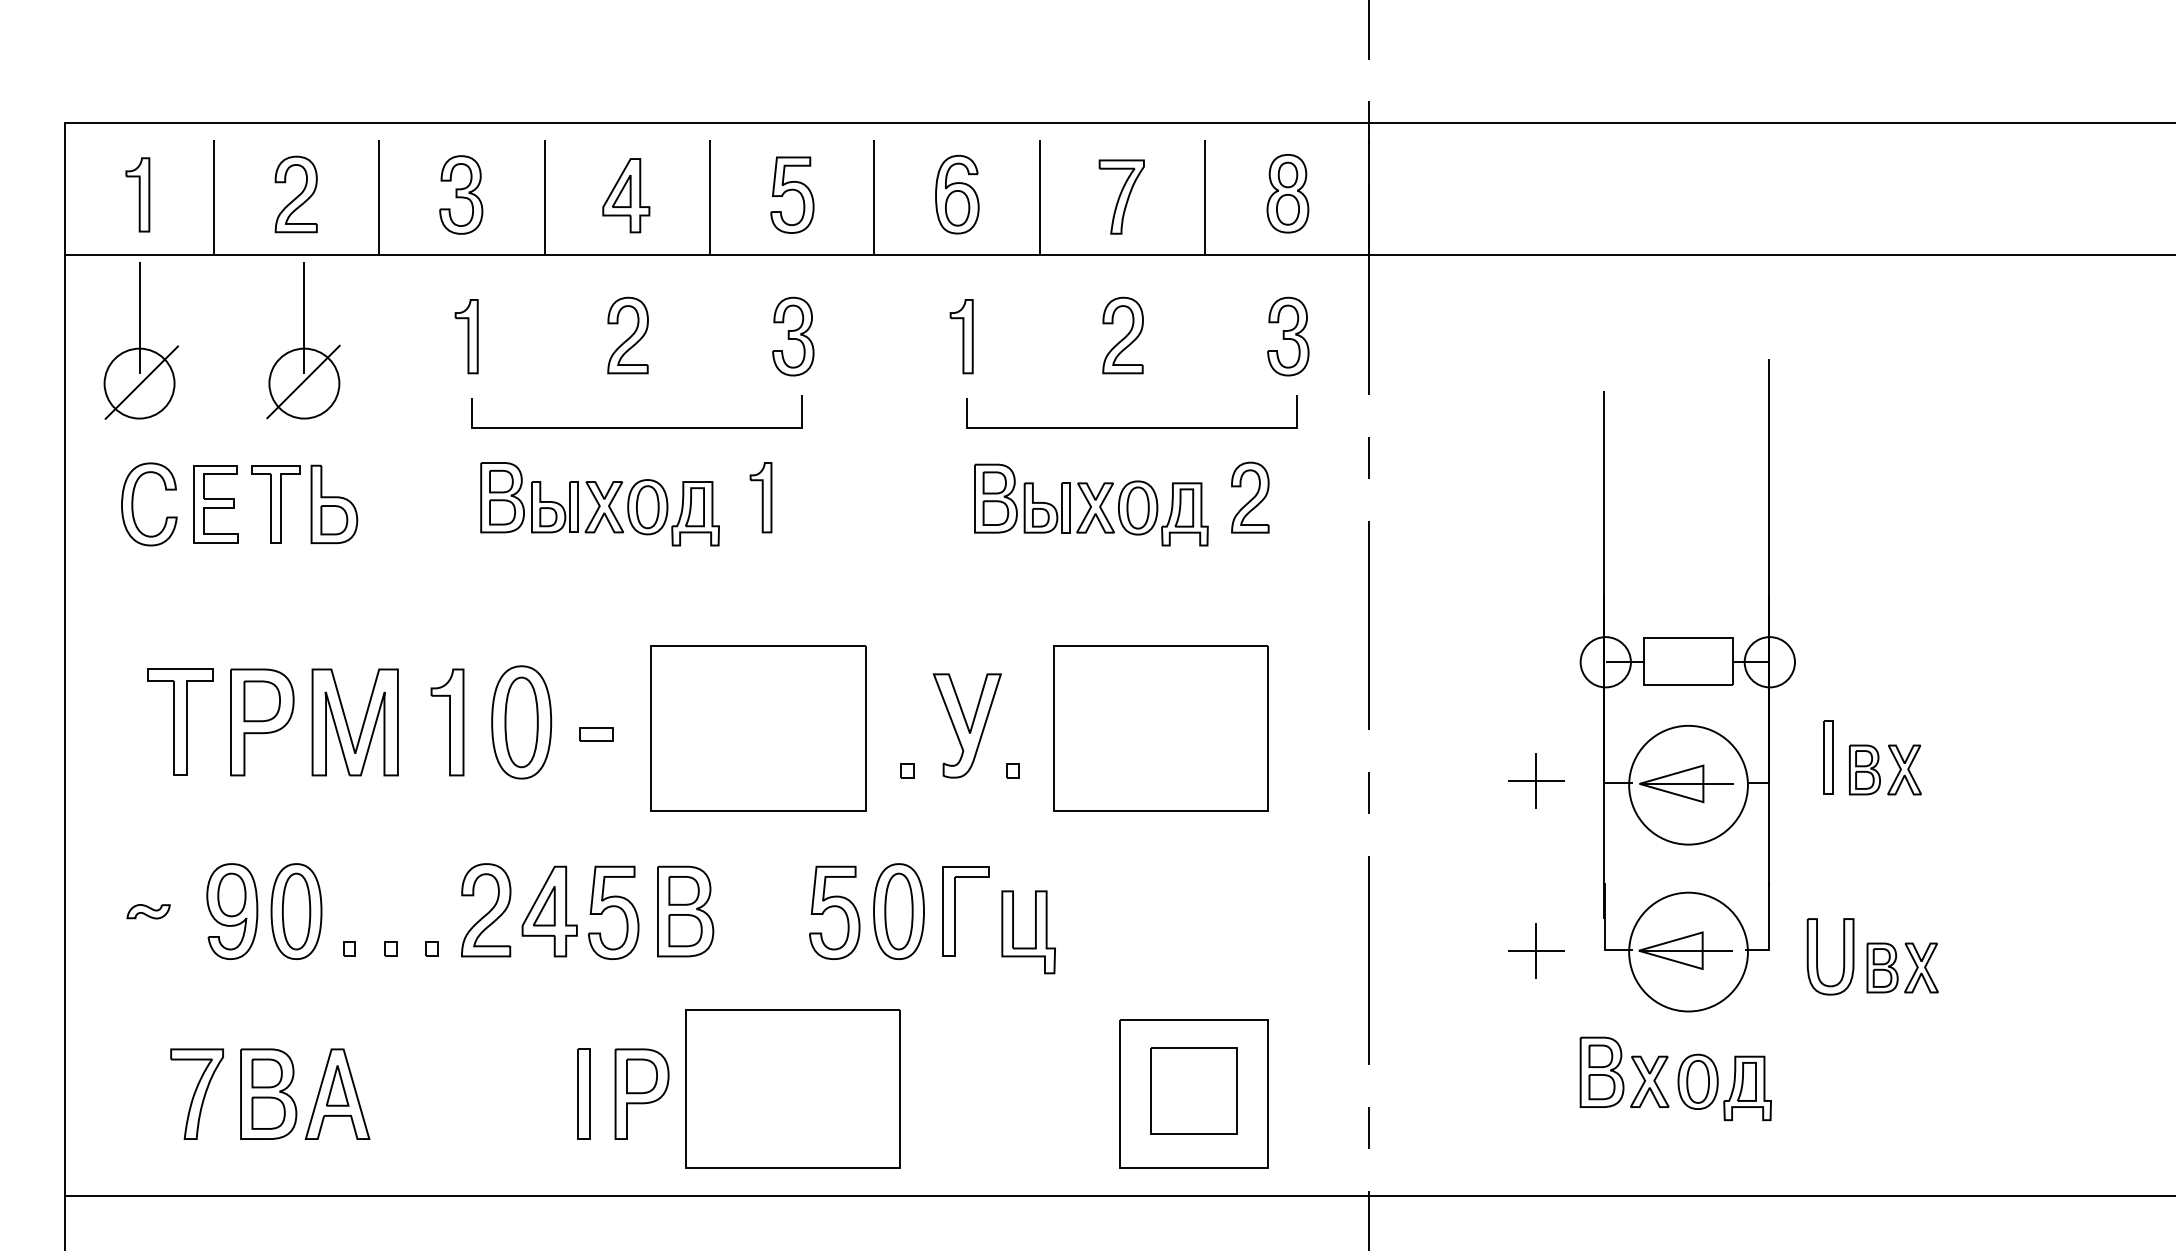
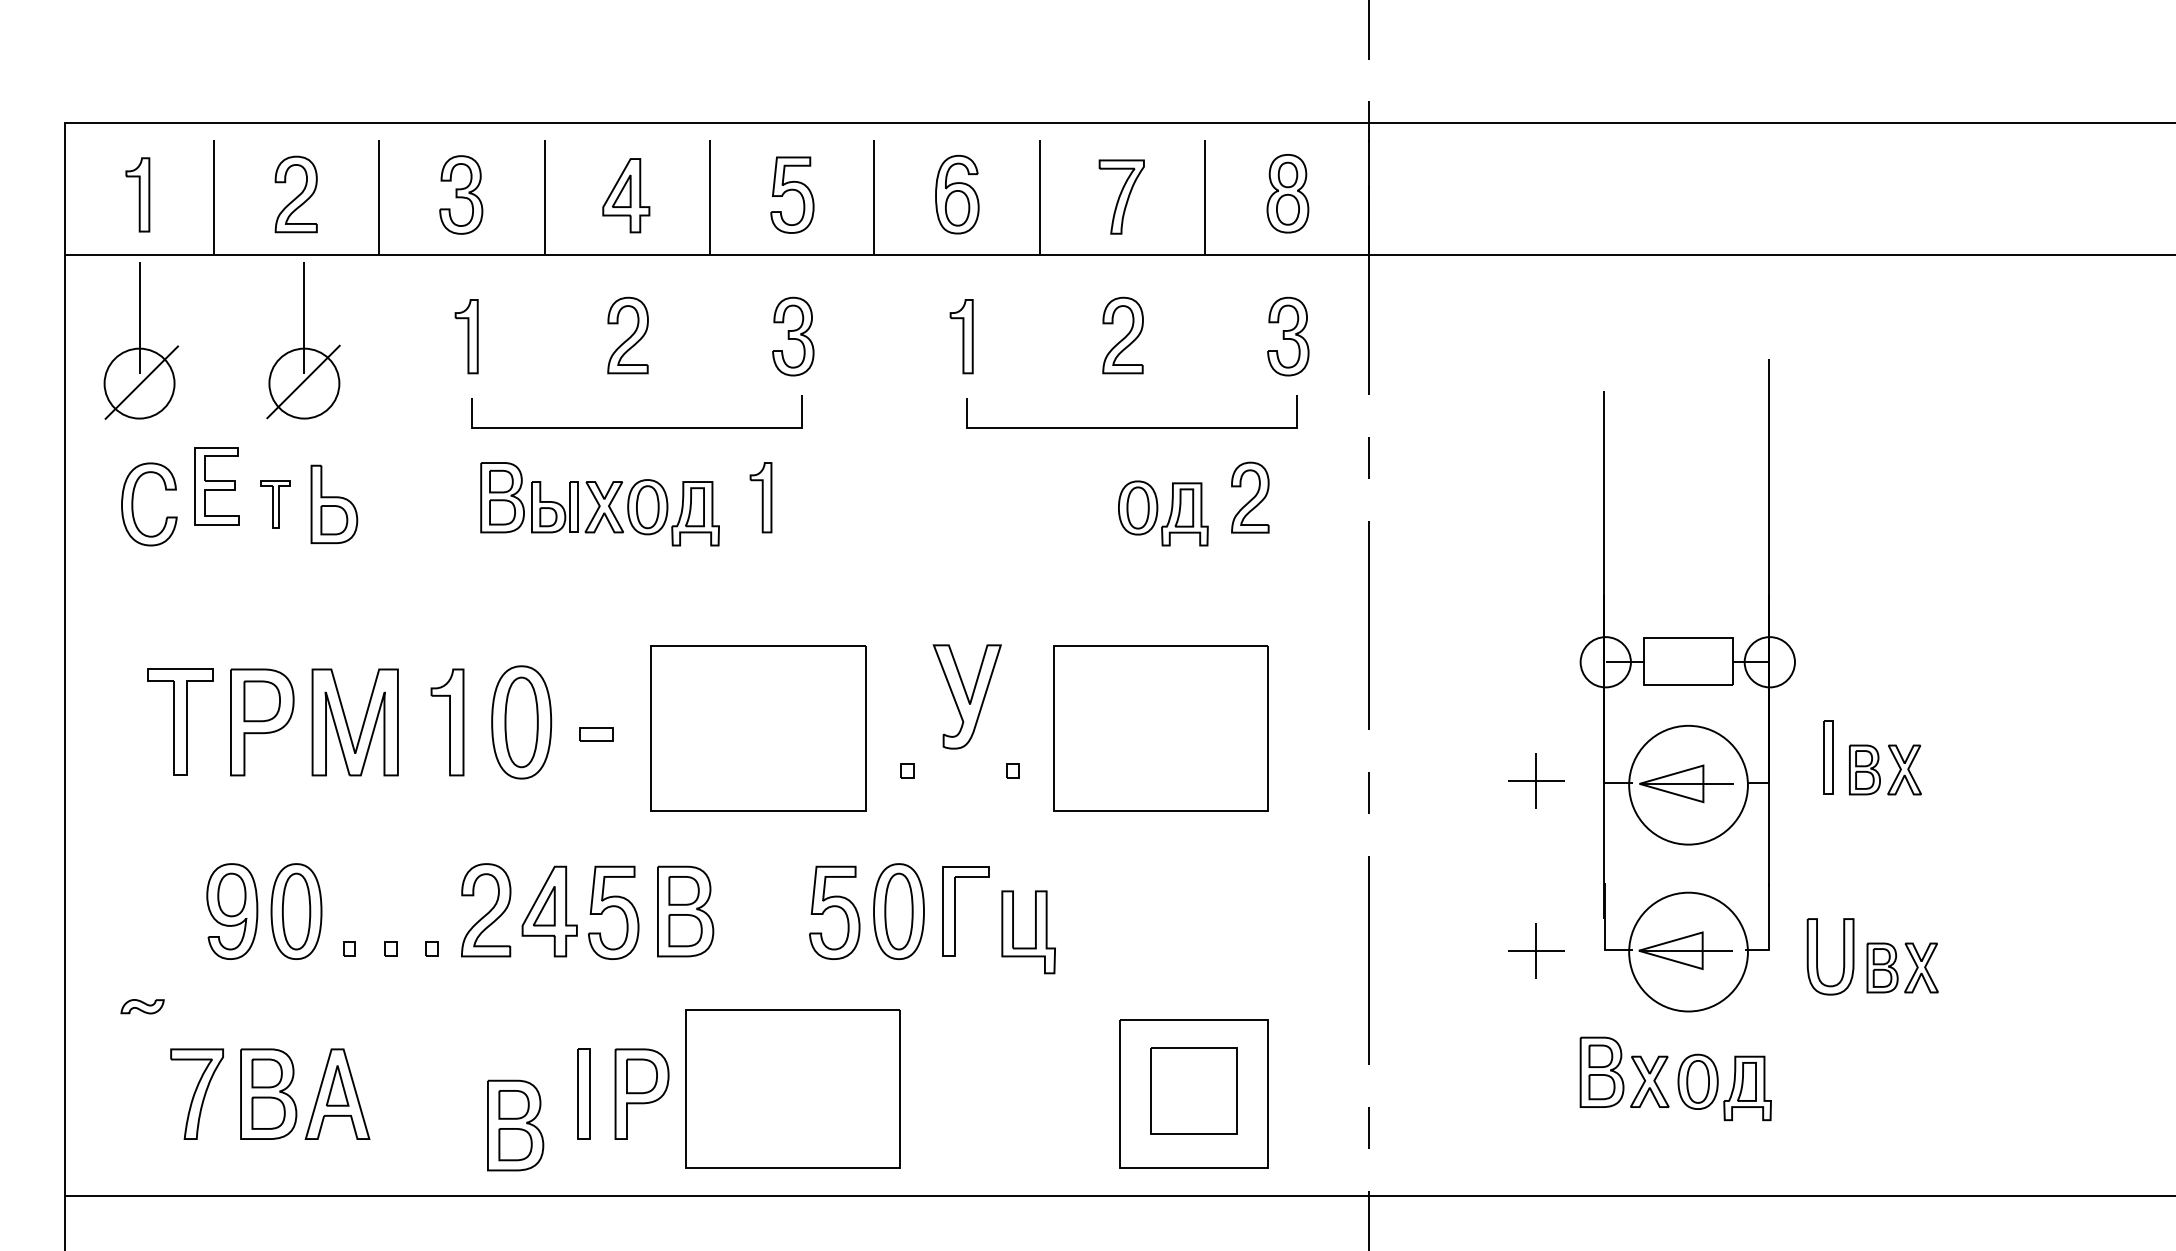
part: present -> none (1044, 498)
part position: (215, 504) -> (216, 486) (216, 486)
part size: 50x79 px -> 31x49 px (275, 504)
part position: (966, 725) -> (966, 696) (966, 696)
part position: (148, 911) -> (142, 1006) (142, 1006)
part: none -> present (515, 1125)
